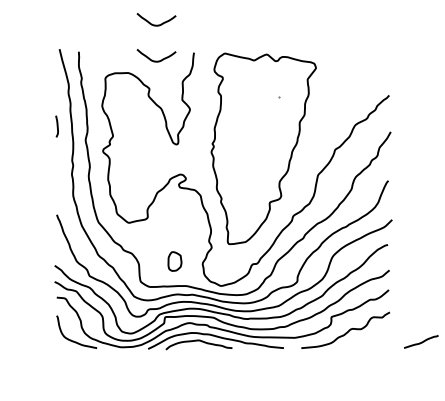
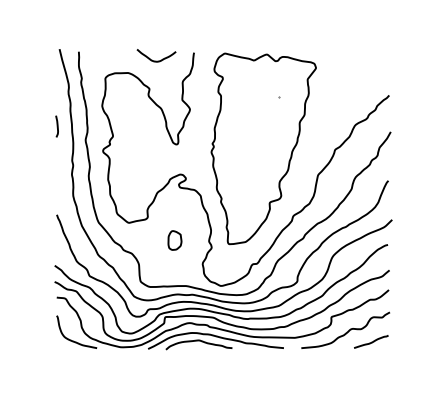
curve: present -> none (156, 24)
part position: (174, 261) -> (174, 240) (174, 240)
curve position: (421, 341) -> (371, 341) (371, 341)
